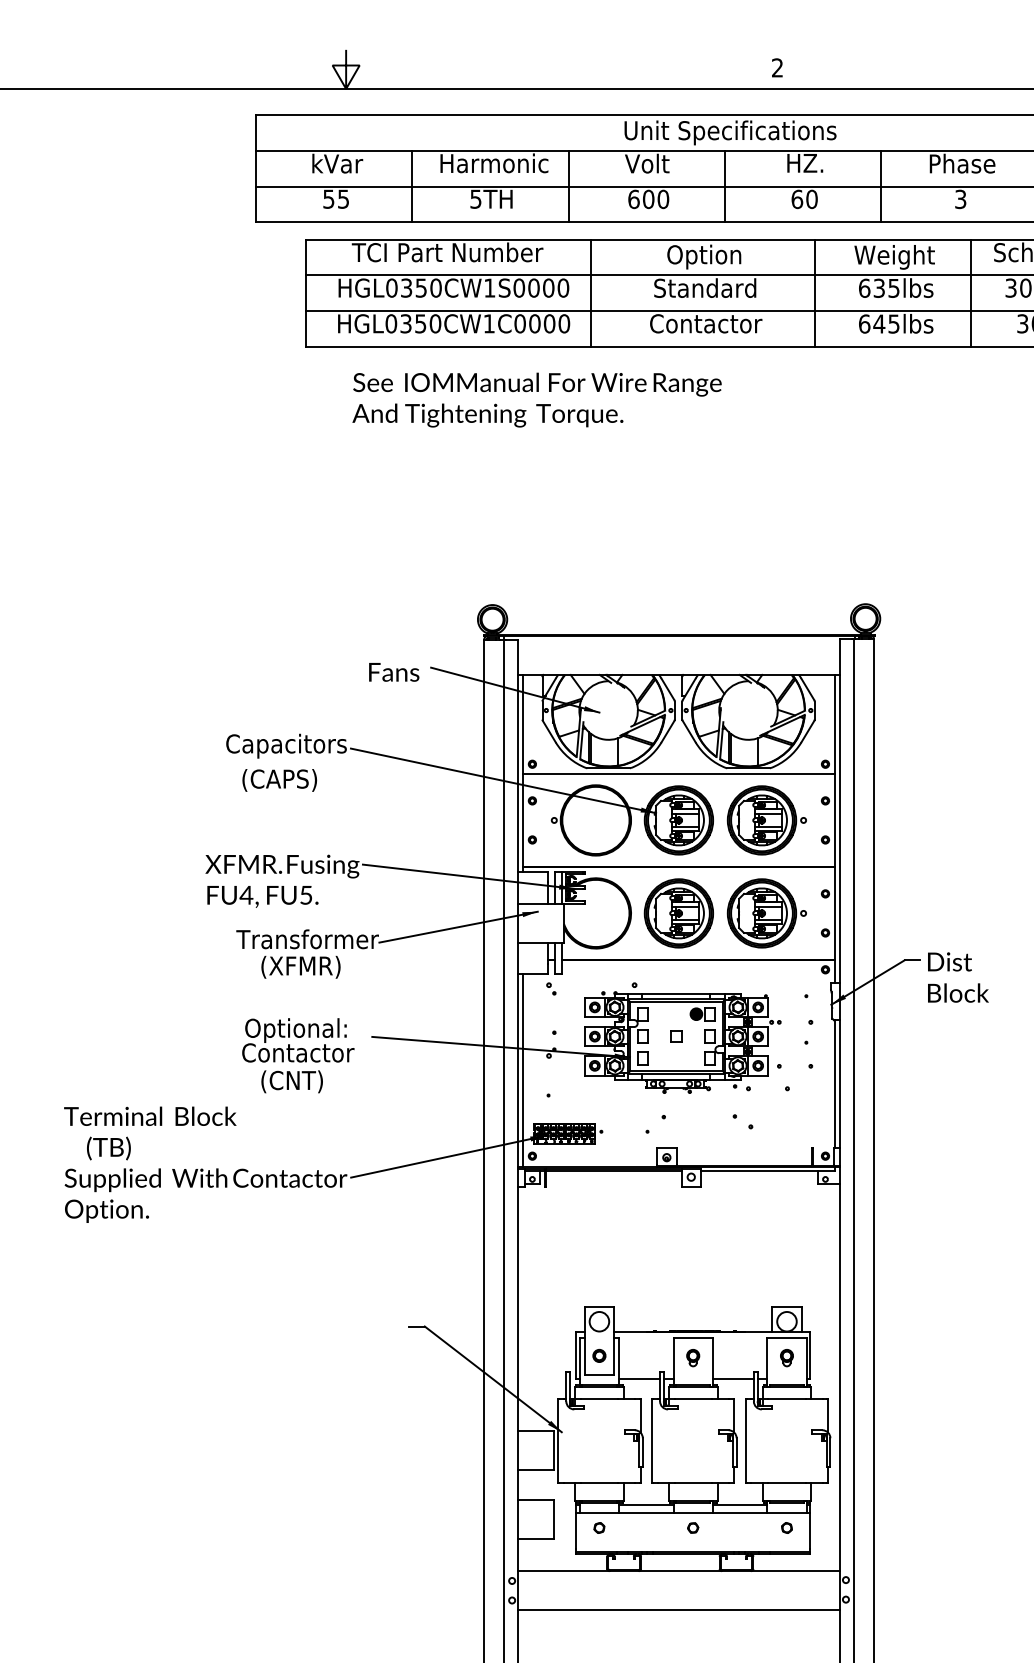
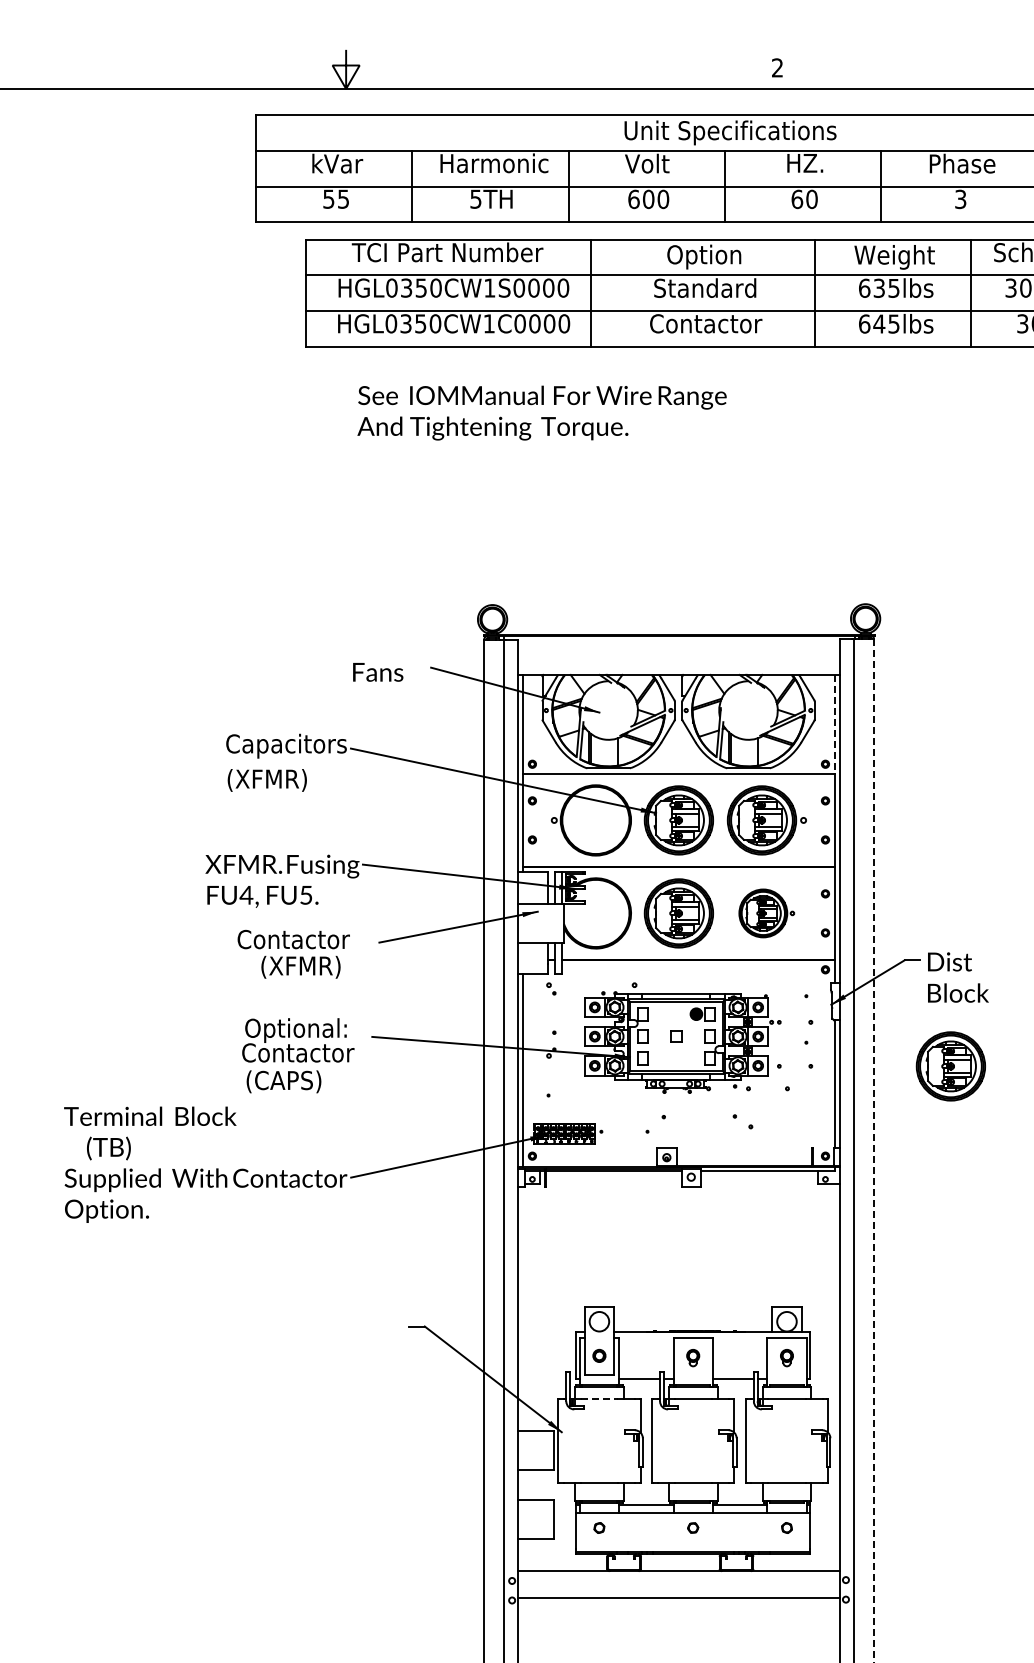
text position: (536, 399) -> (541, 412) (541, 412)
text position: (394, 672) -> (378, 672) (378, 672)
line: solid -> dashed (835, 724)
text: (CAPS) -> (XFMR) (272, 780)
part size: 81x71 px -> 58x51 px (766, 913)
text: Transformer -> Contactor (307, 939)
part: none -> present (950, 1066)
text: (CNT) -> (CAPS) (284, 1081)
line: solid -> dashed (874, 1150)
line: solid -> dashed (599, 1398)
line position: (678, 1610) -> (678, 1598) (678, 1598)
